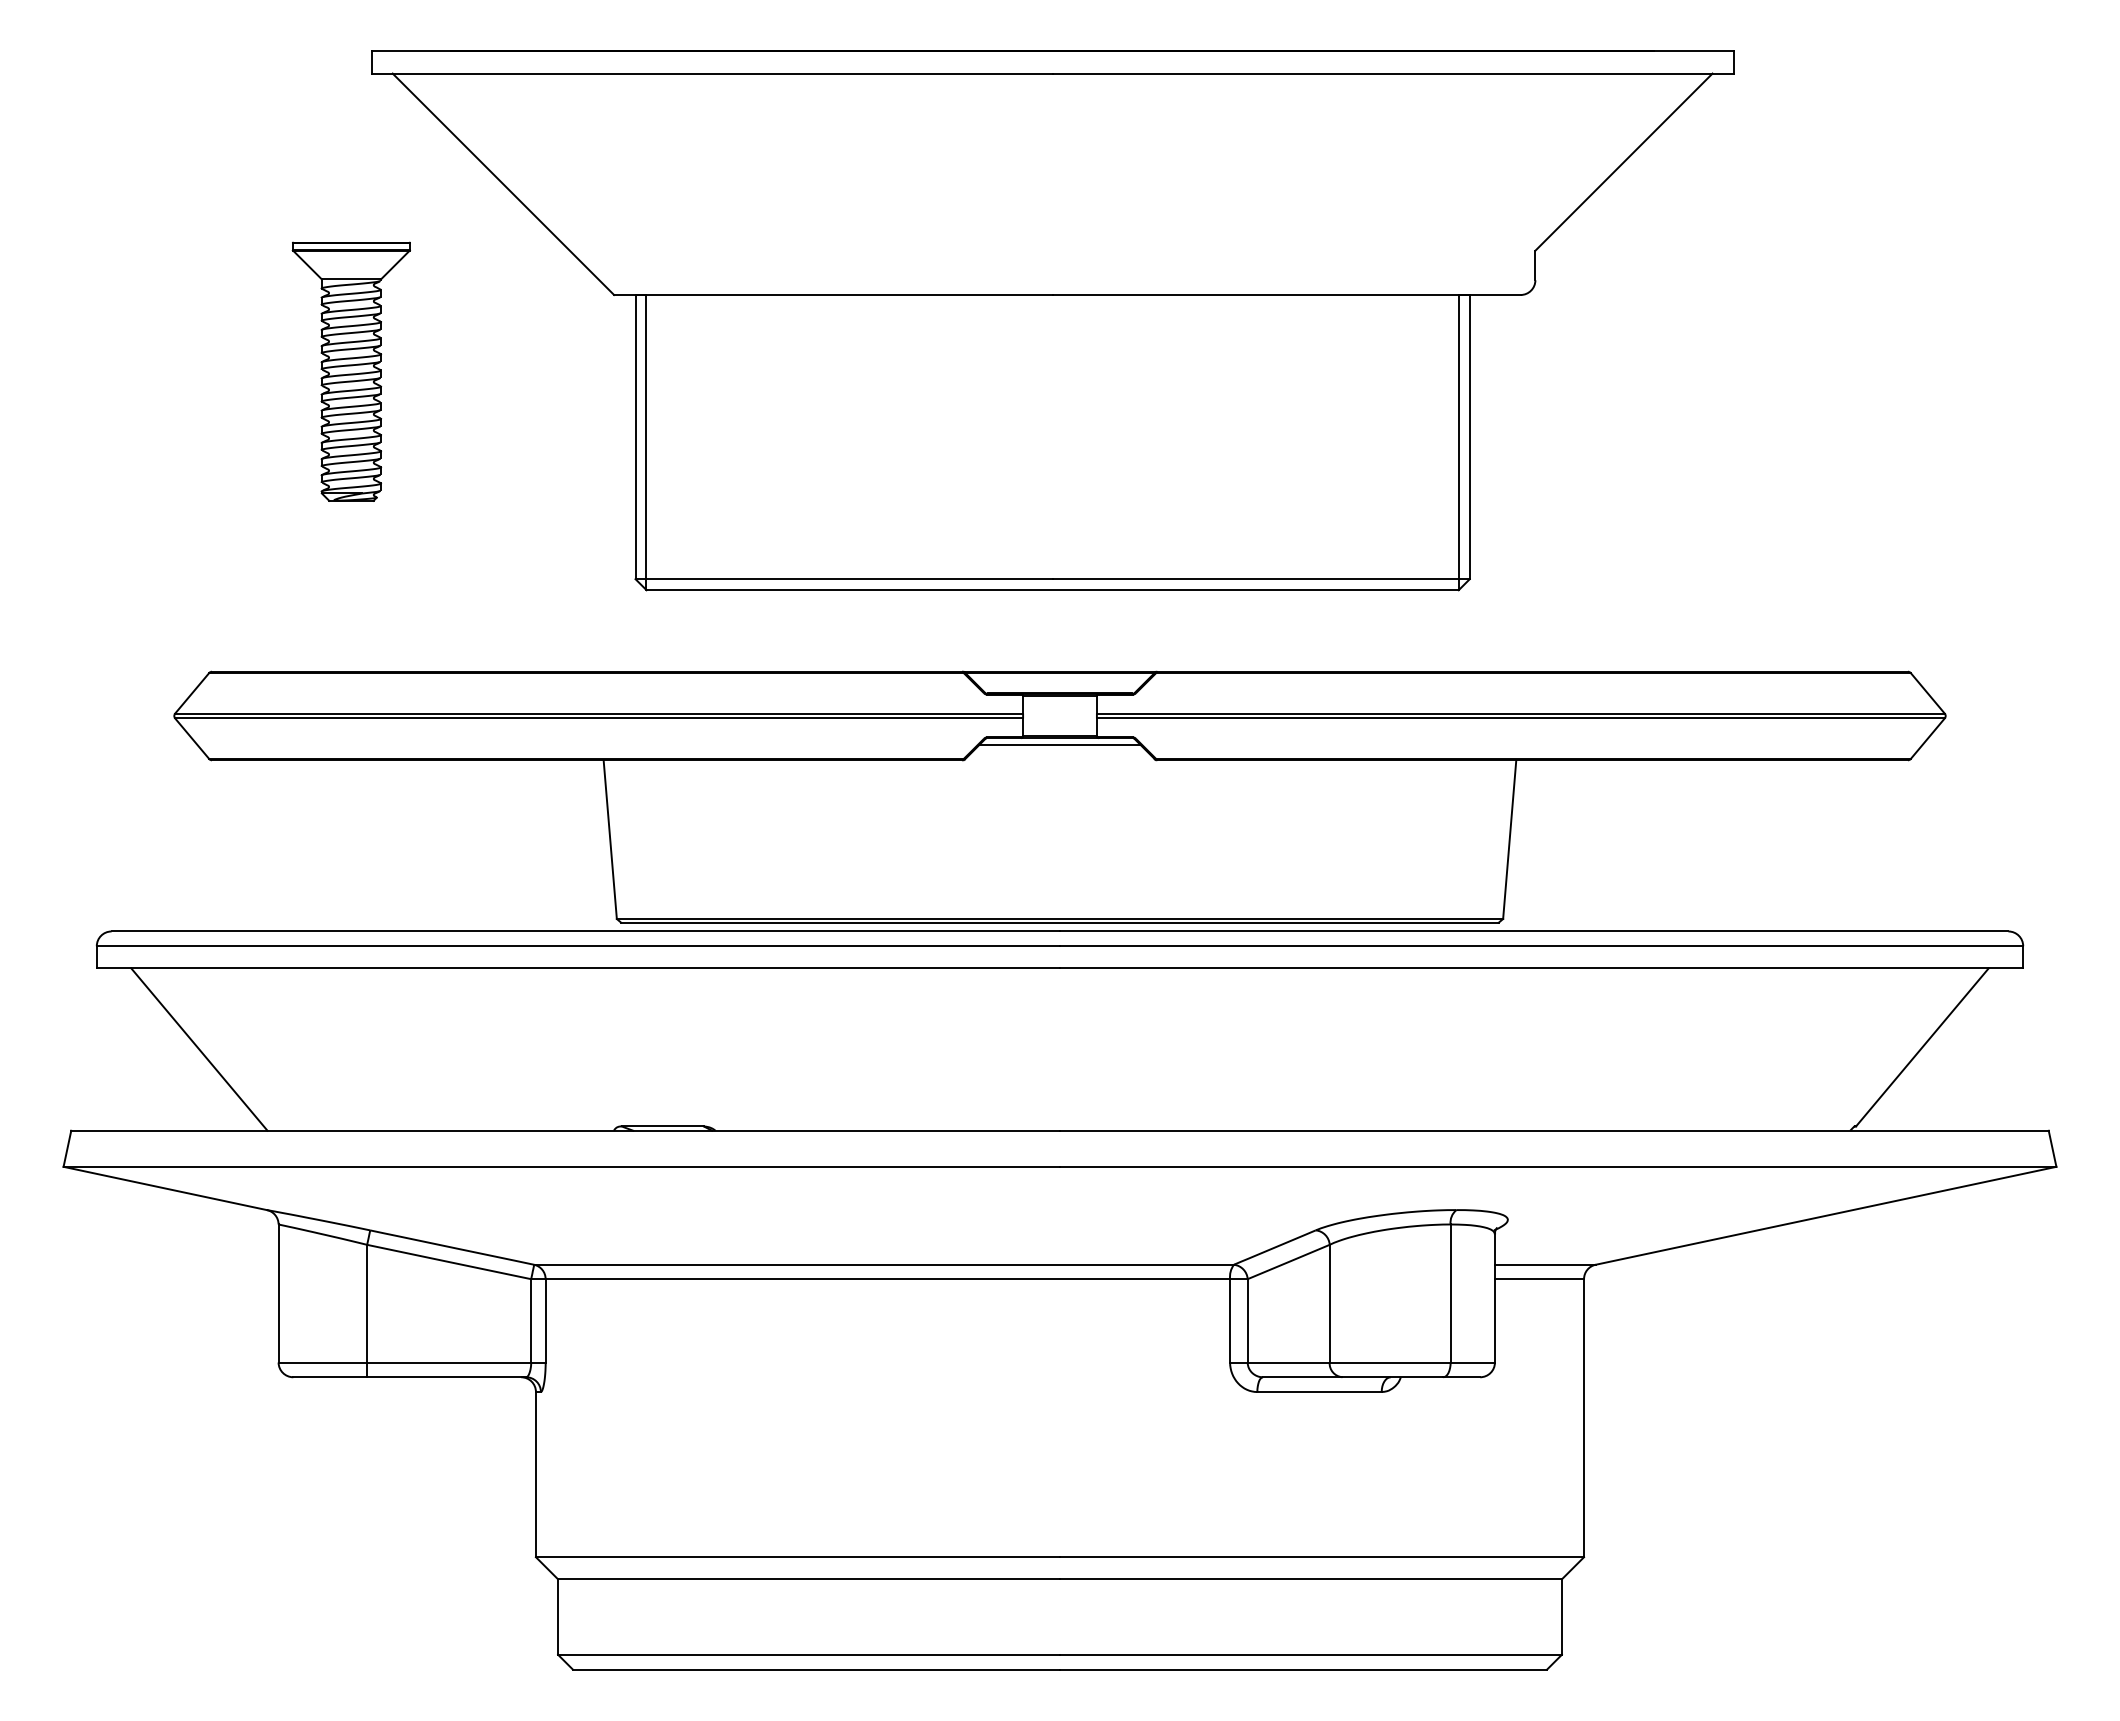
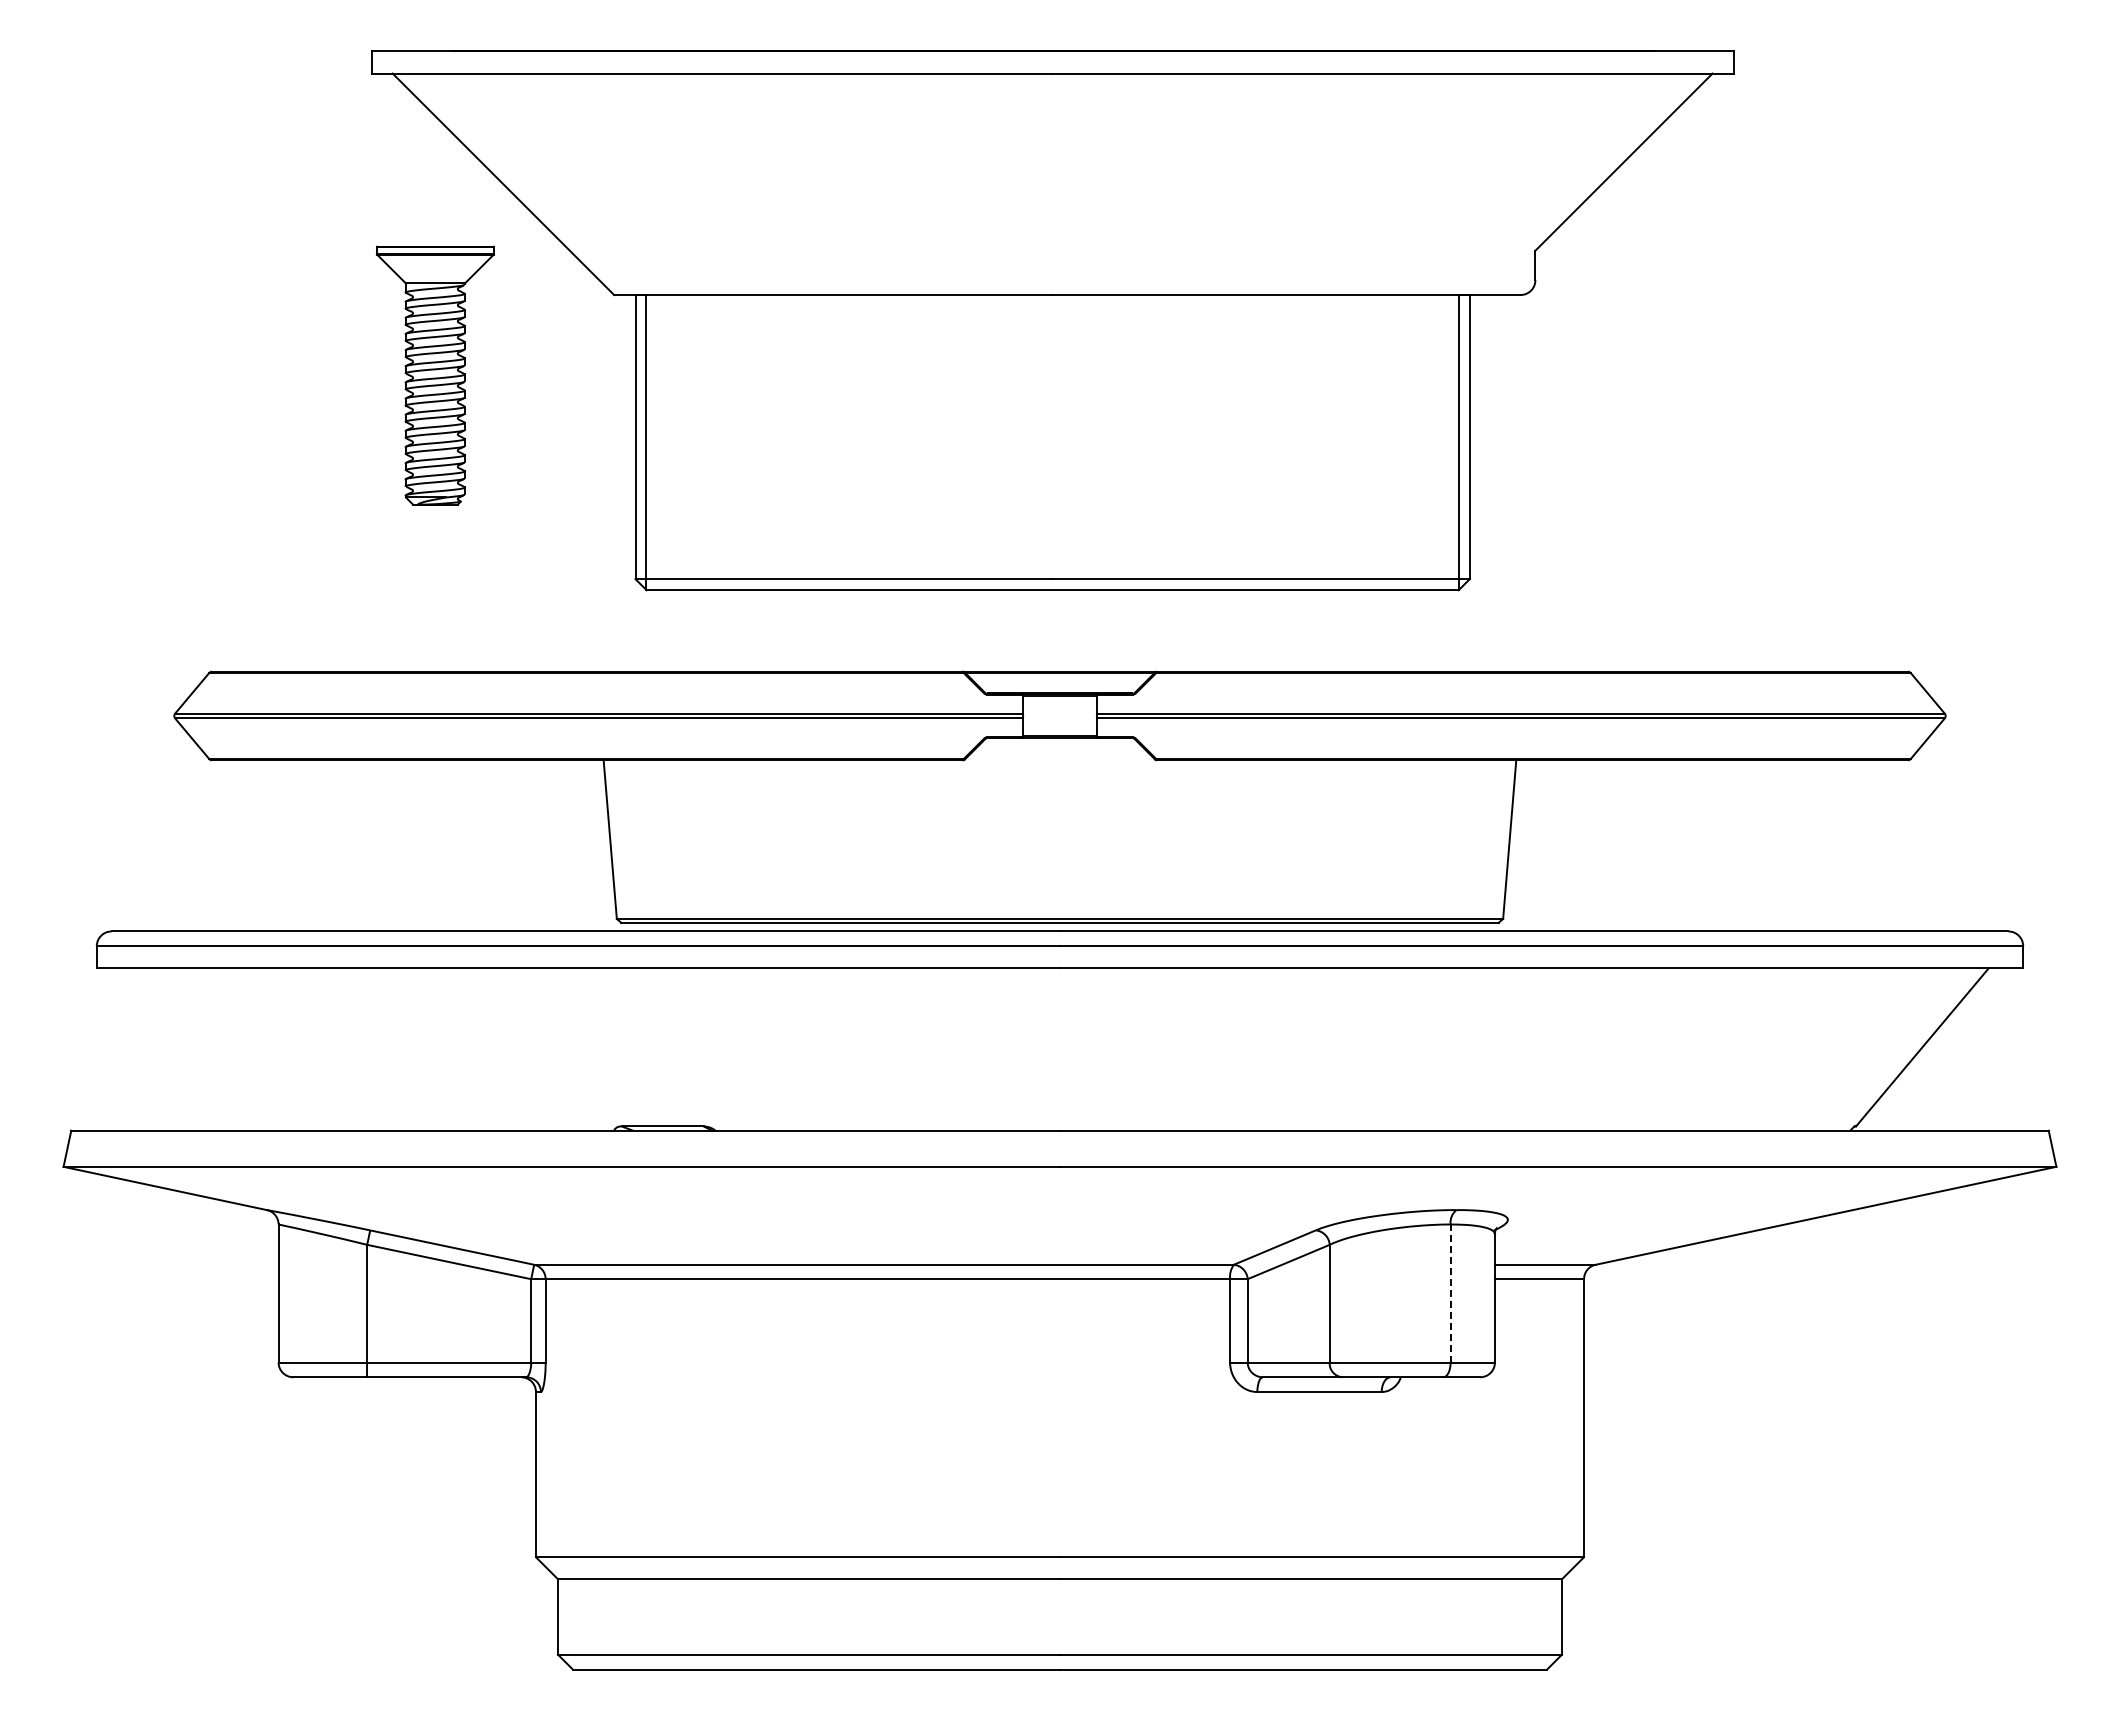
part position: (350, 371) -> (434, 375) (434, 375)
line: present -> none (1059, 744)
line: present -> none (199, 1049)
line: solid -> dashed (1450, 1293)
